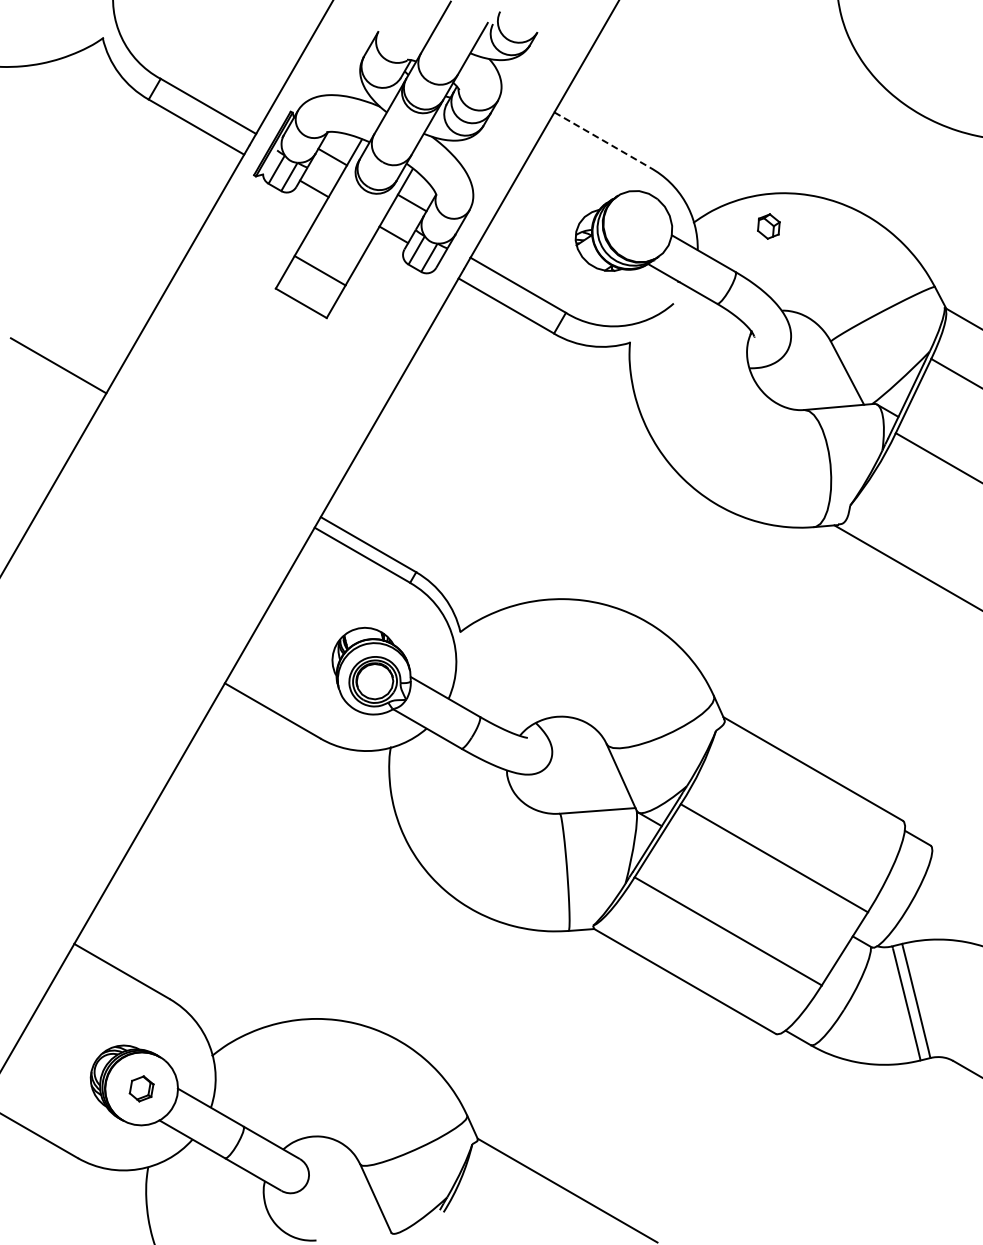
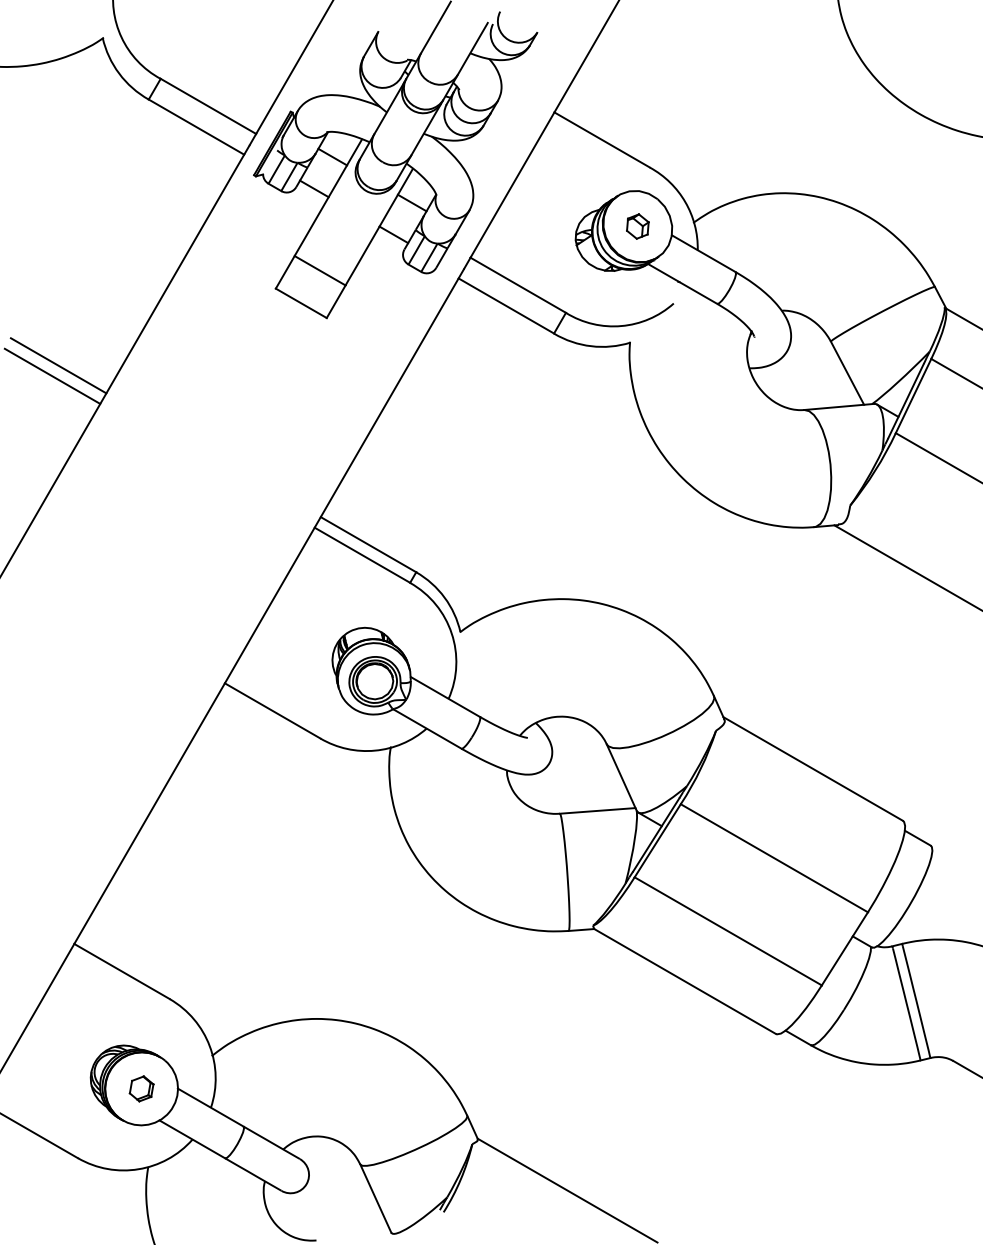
line: dashed -> solid (602, 140)
part position: (768, 226) -> (637, 226) (637, 226)
line: none -> present (52, 375)
